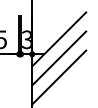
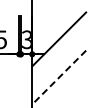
line: present -> none (59, 58)
line: solid -> dashed (58, 77)
